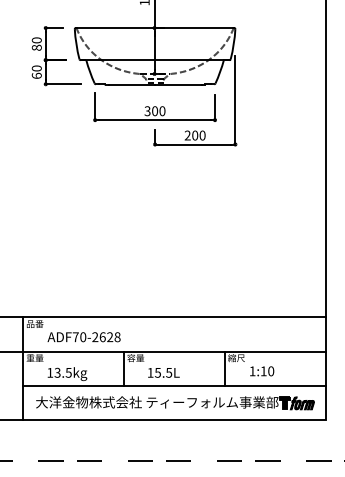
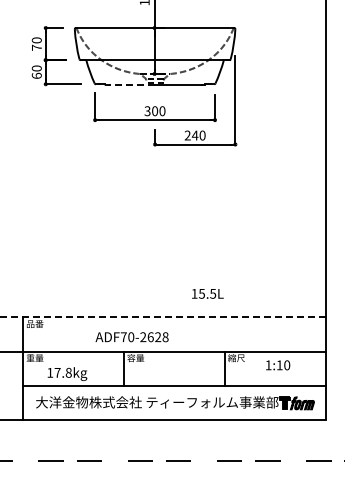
text: 80 -> 70 (36, 47)
line: solid -> dashed (131, 84)
text: 200 -> 240 (194, 135)
line: solid -> dashed (162, 317)
text position: (83, 337) -> (131, 337) (131, 337)
text position: (262, 371) -> (278, 365) (278, 365)
text: 13.5kg -> 17.8kg (62, 372)
text position: (163, 372) -> (207, 293) (207, 293)
